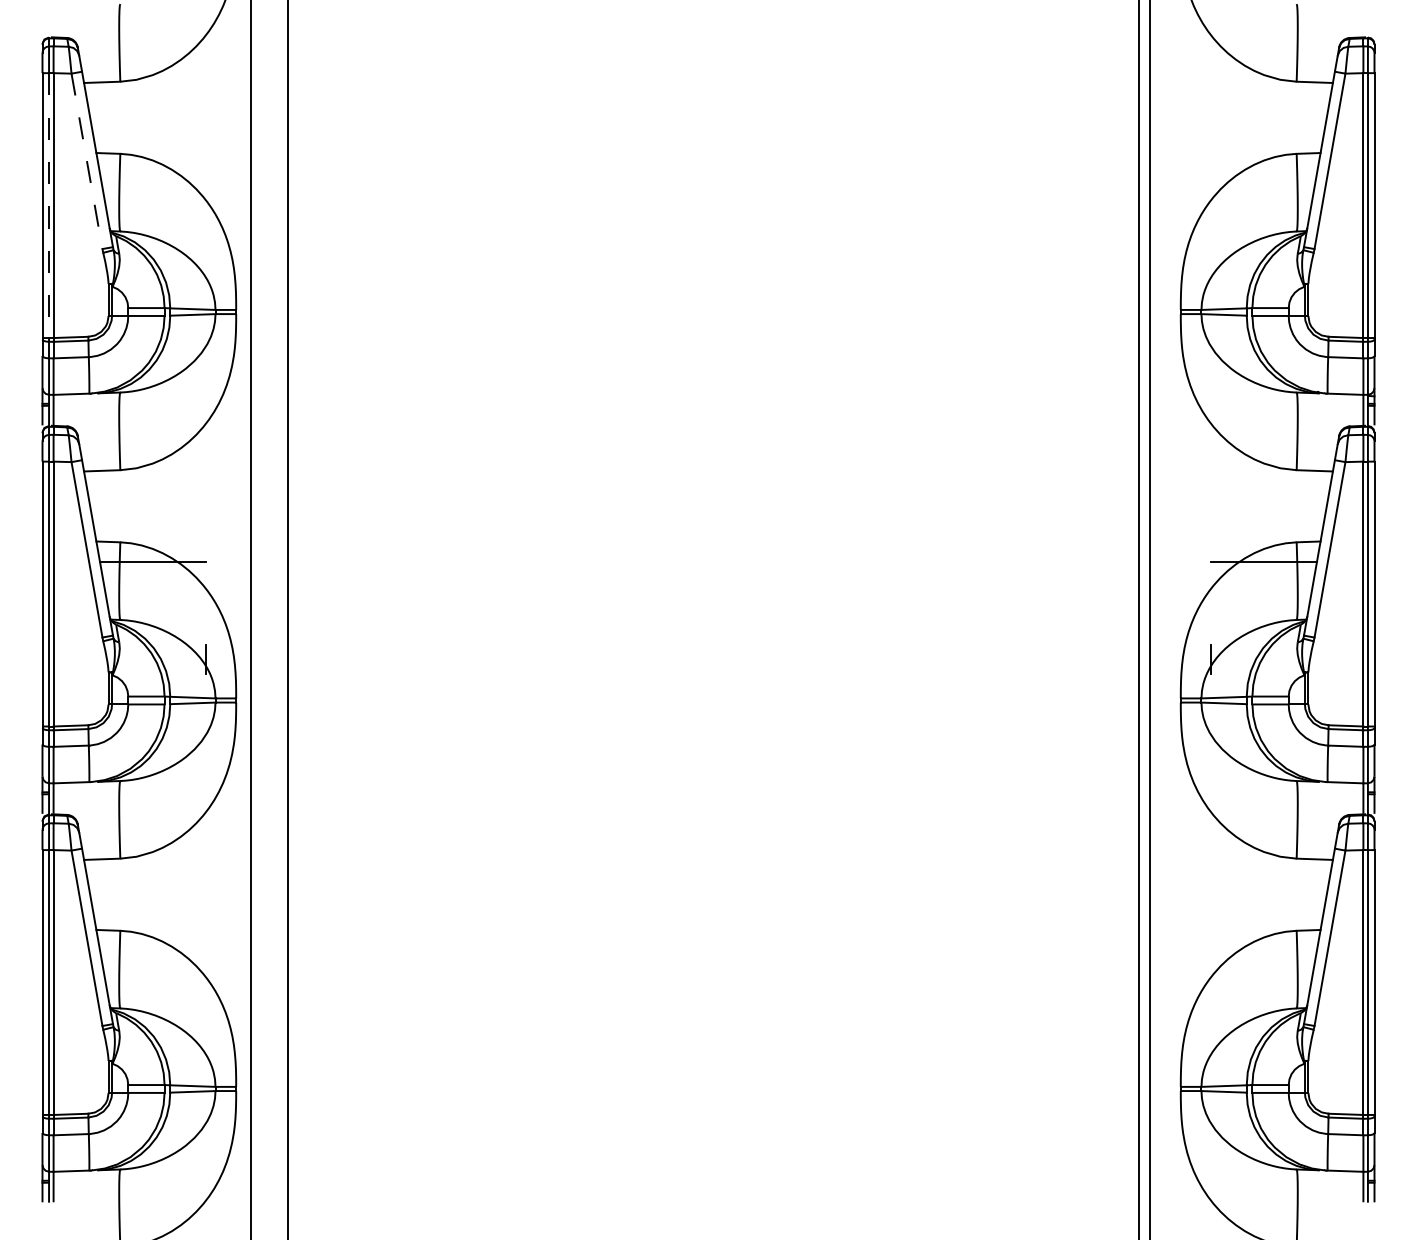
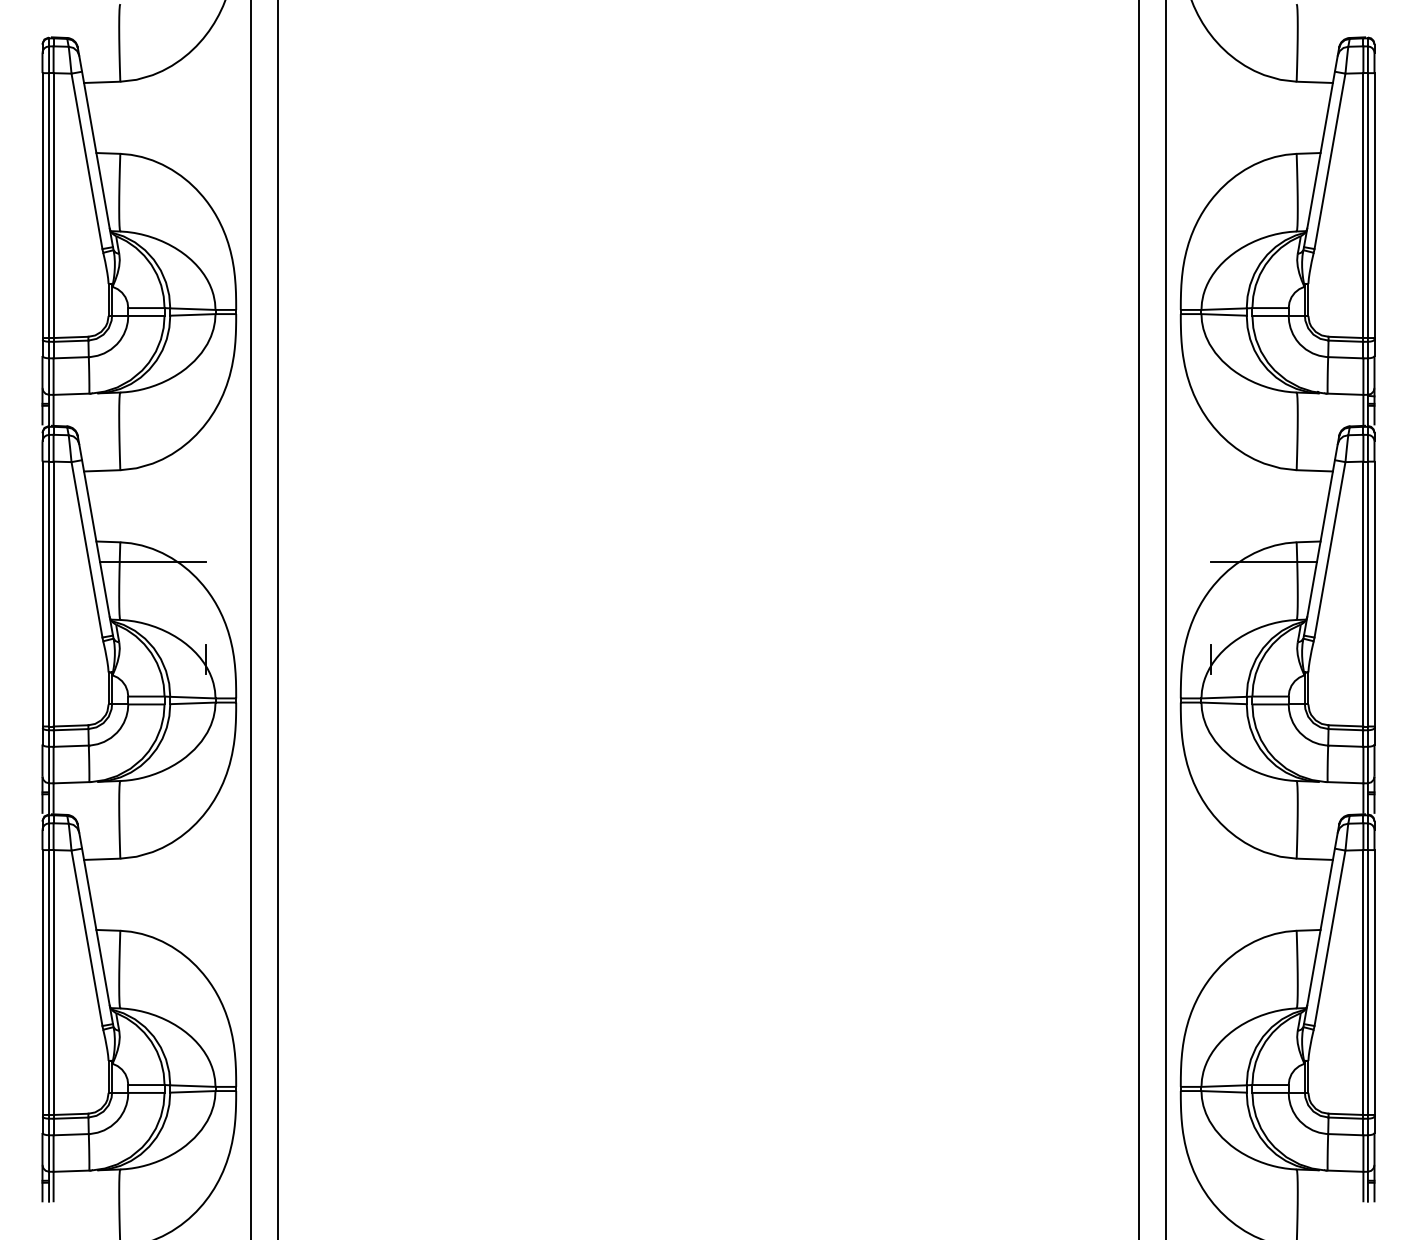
line: dashed -> solid (87, 161)
line: dashed -> solid (49, 206)
line position: (287, 619) -> (277, 619) (277, 619)
line position: (1149, 619) -> (1165, 619) (1165, 619)
